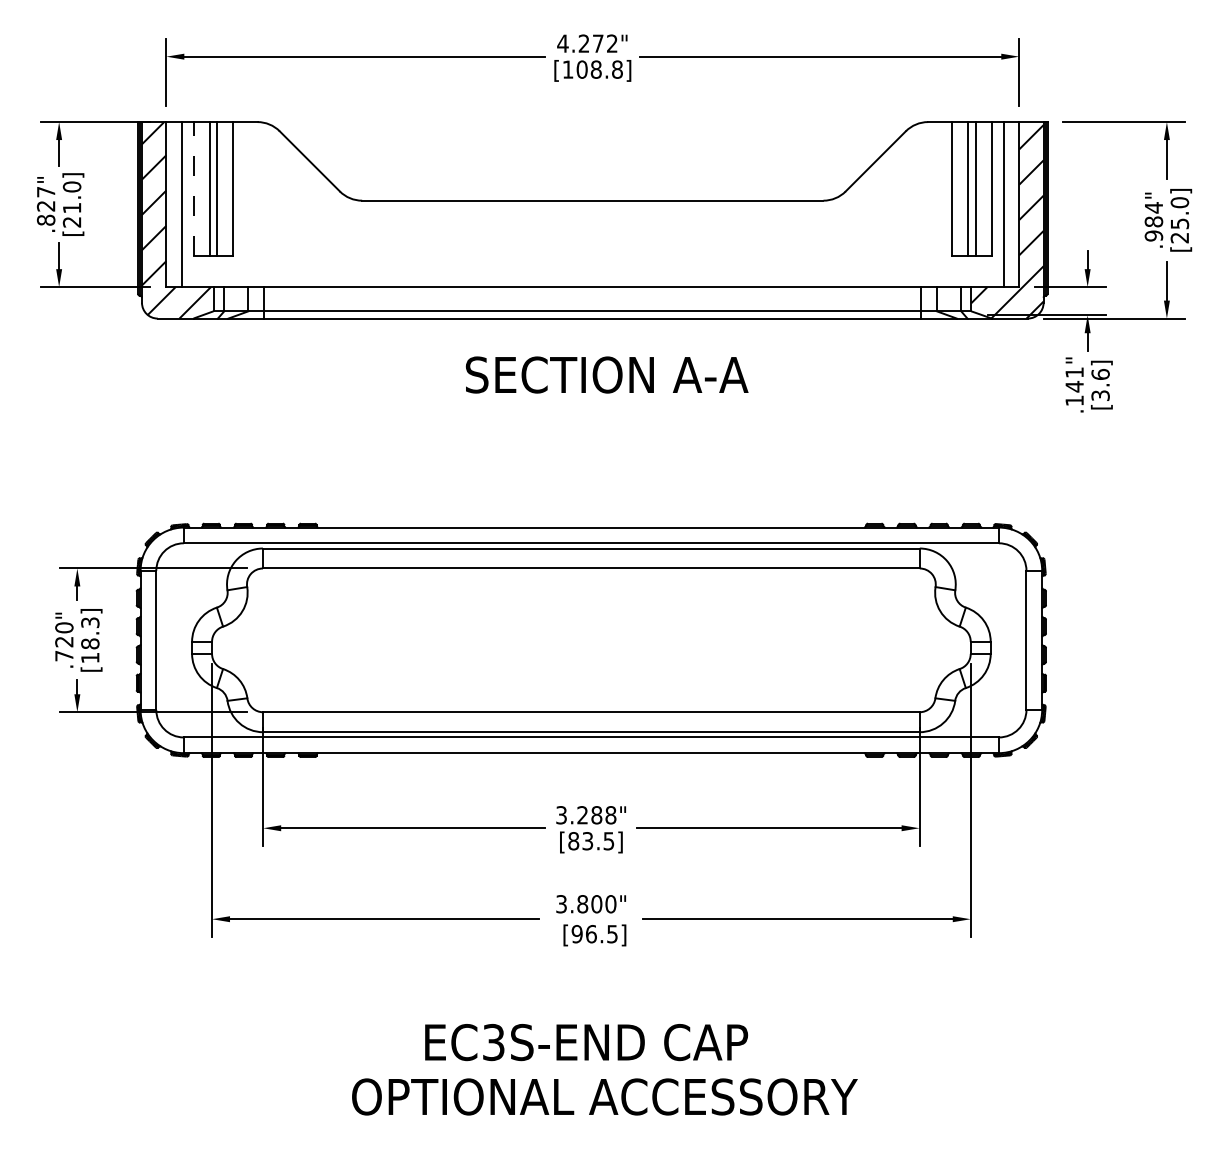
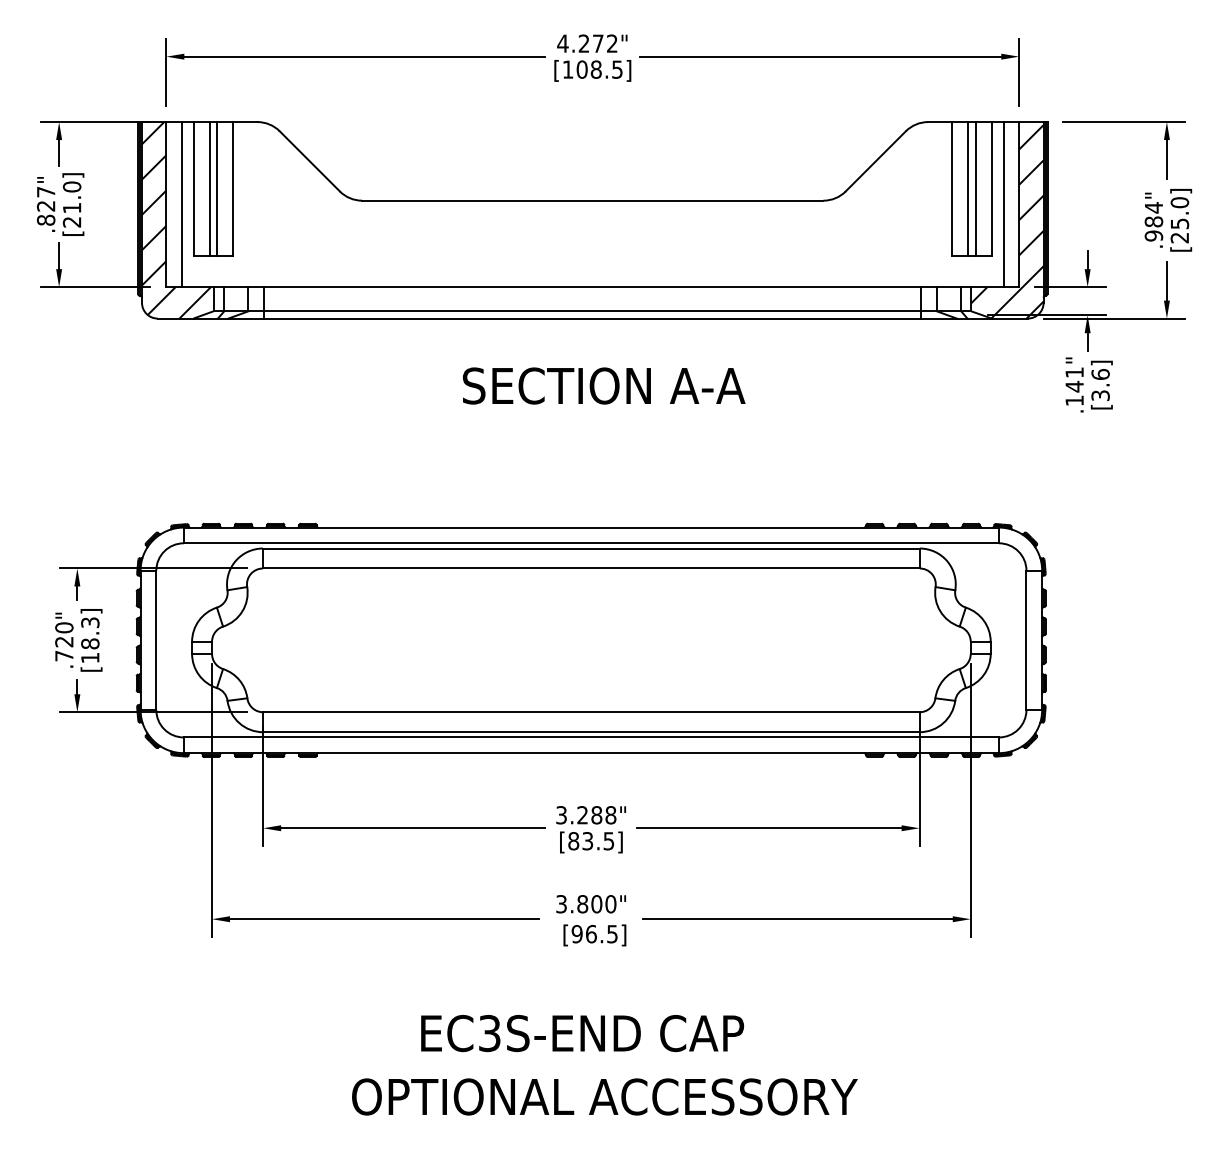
text: [108.8] -> [108.5] (617, 69)
line: dashed -> solid (193, 188)
text position: (606, 374) -> (603, 385) (603, 385)
text position: (586, 1042) -> (582, 1033) (582, 1033)
